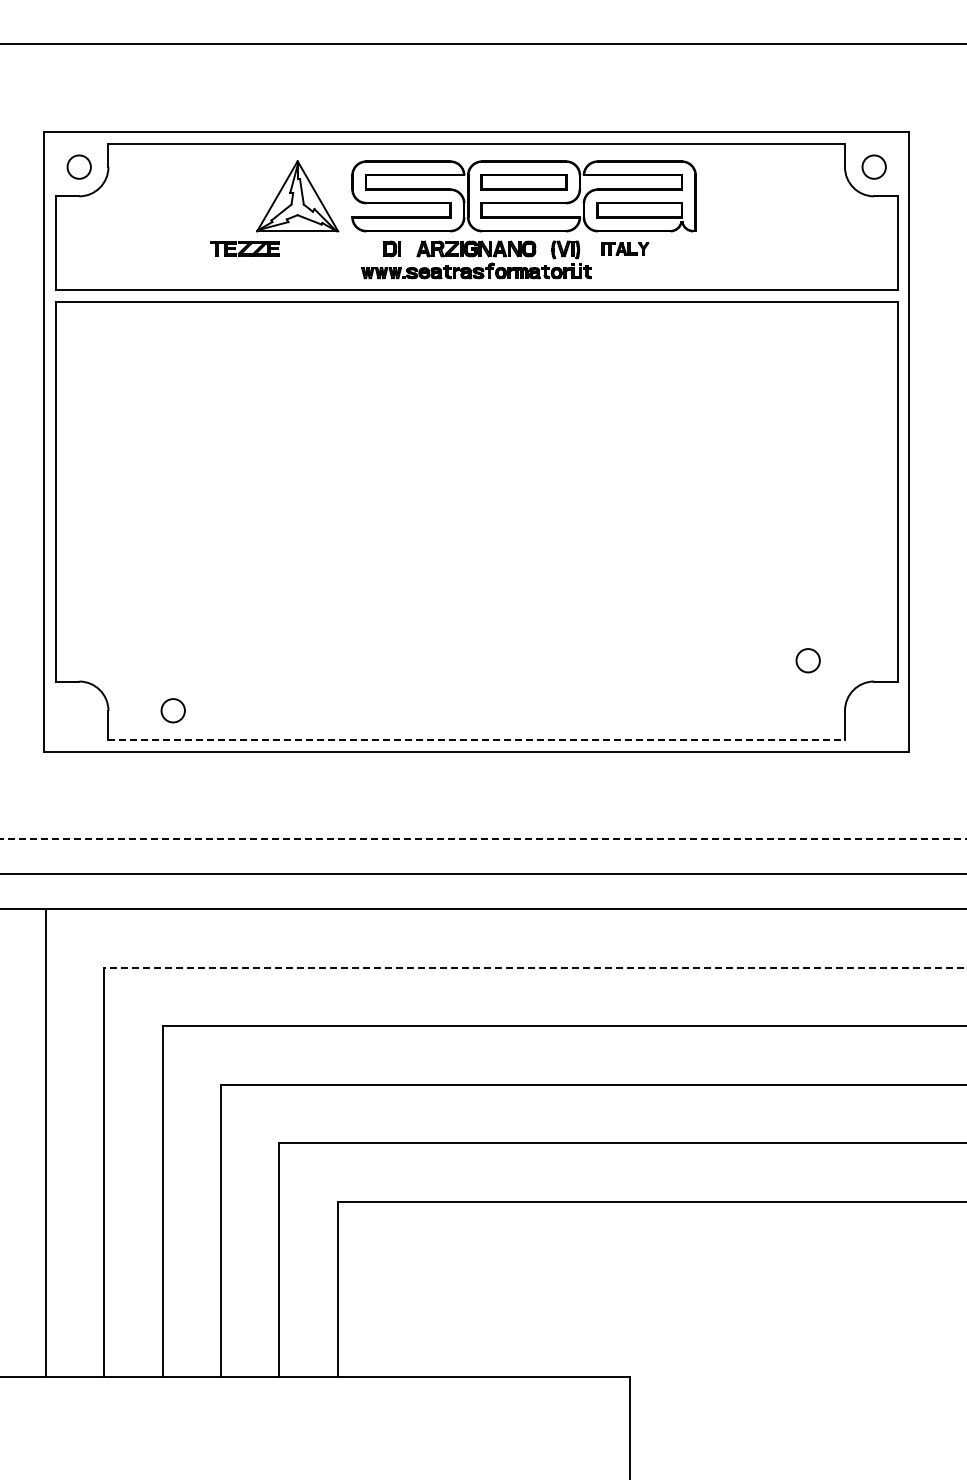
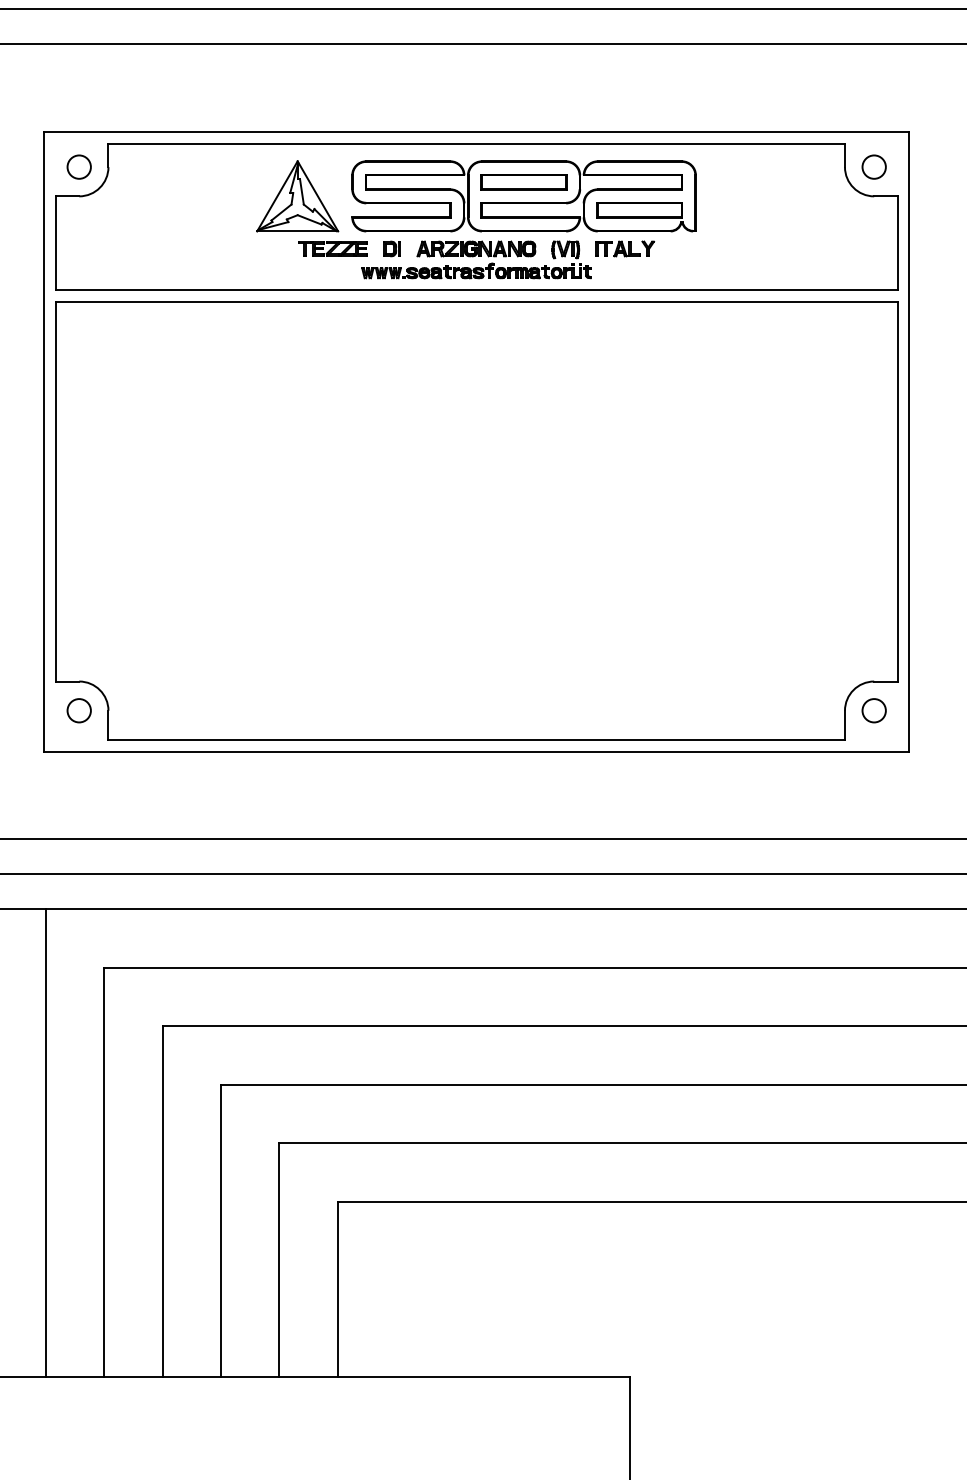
line: none -> present (482, 9)
part position: (244, 248) -> (332, 248) (332, 248)
part size: 49x14 px -> 61x18 px (625, 248)
circle position: (807, 660) -> (873, 710) (873, 710)
circle position: (172, 710) -> (78, 710) (78, 710)
line: dashed -> solid (477, 739)
line: dashed -> solid (483, 839)
line: dashed -> solid (534, 967)
